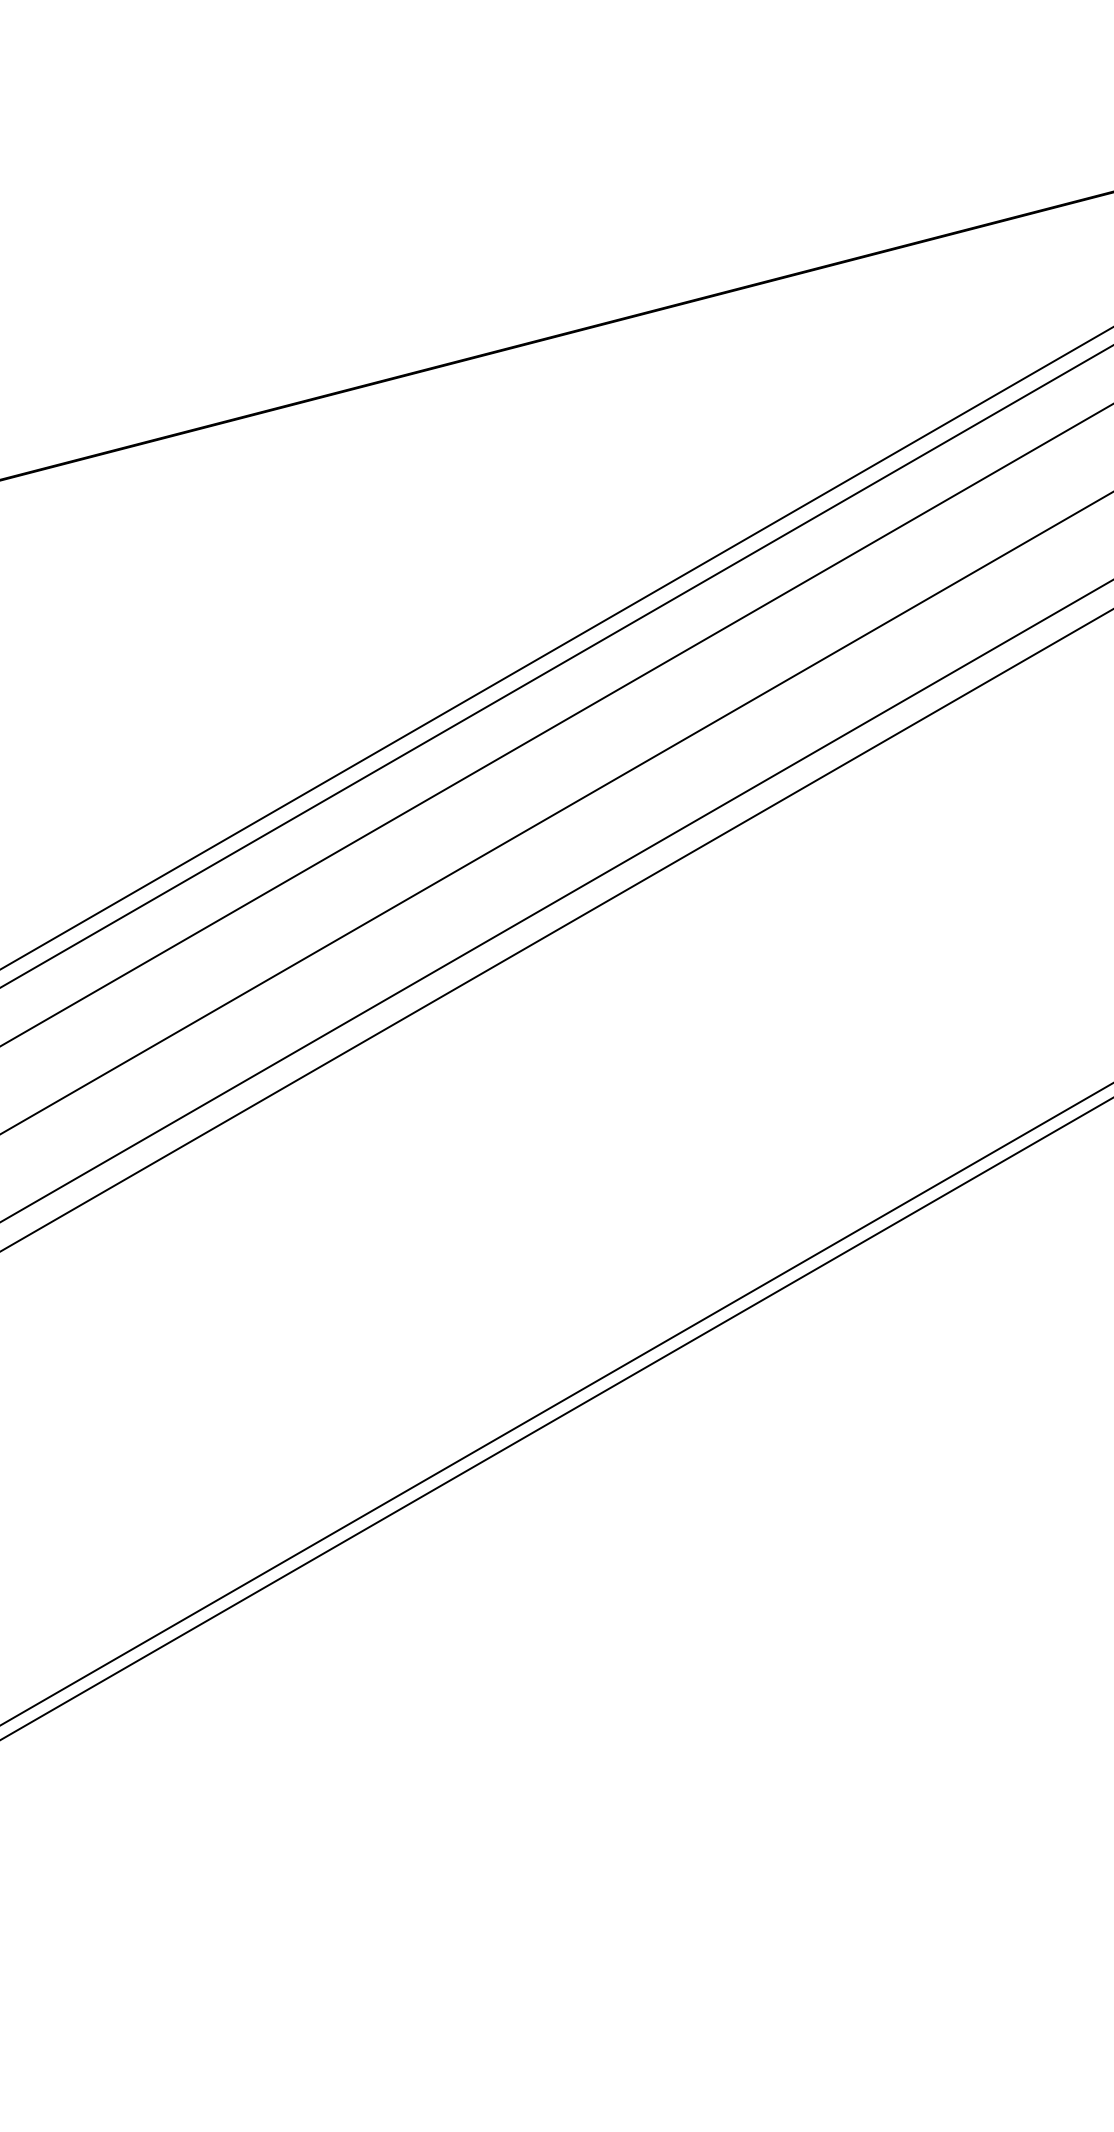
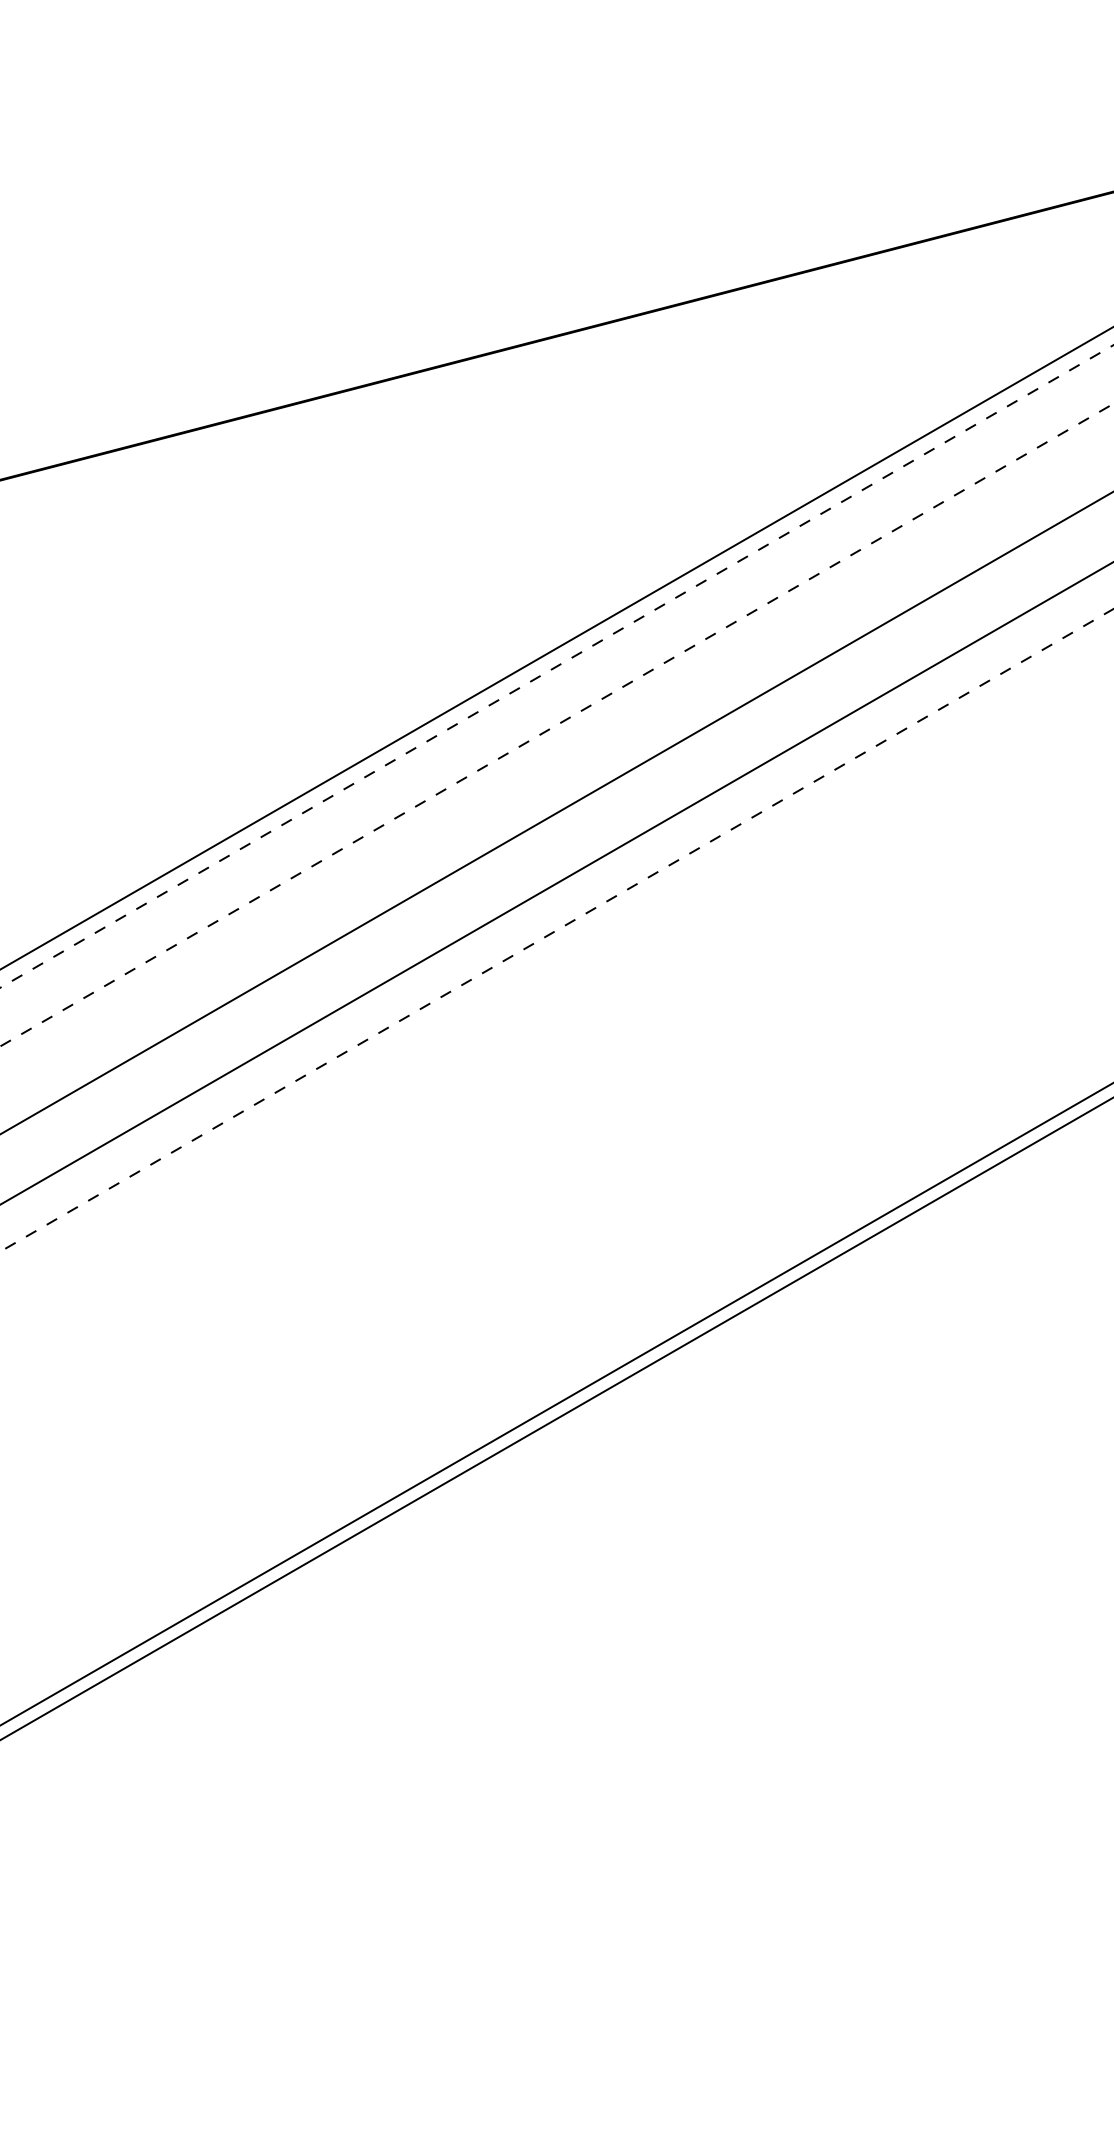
line: solid -> dashed (557, 665)
line: solid -> dashed (557, 724)
line position: (556, 901) -> (556, 883) (556, 883)
line: solid -> dashed (556, 930)
